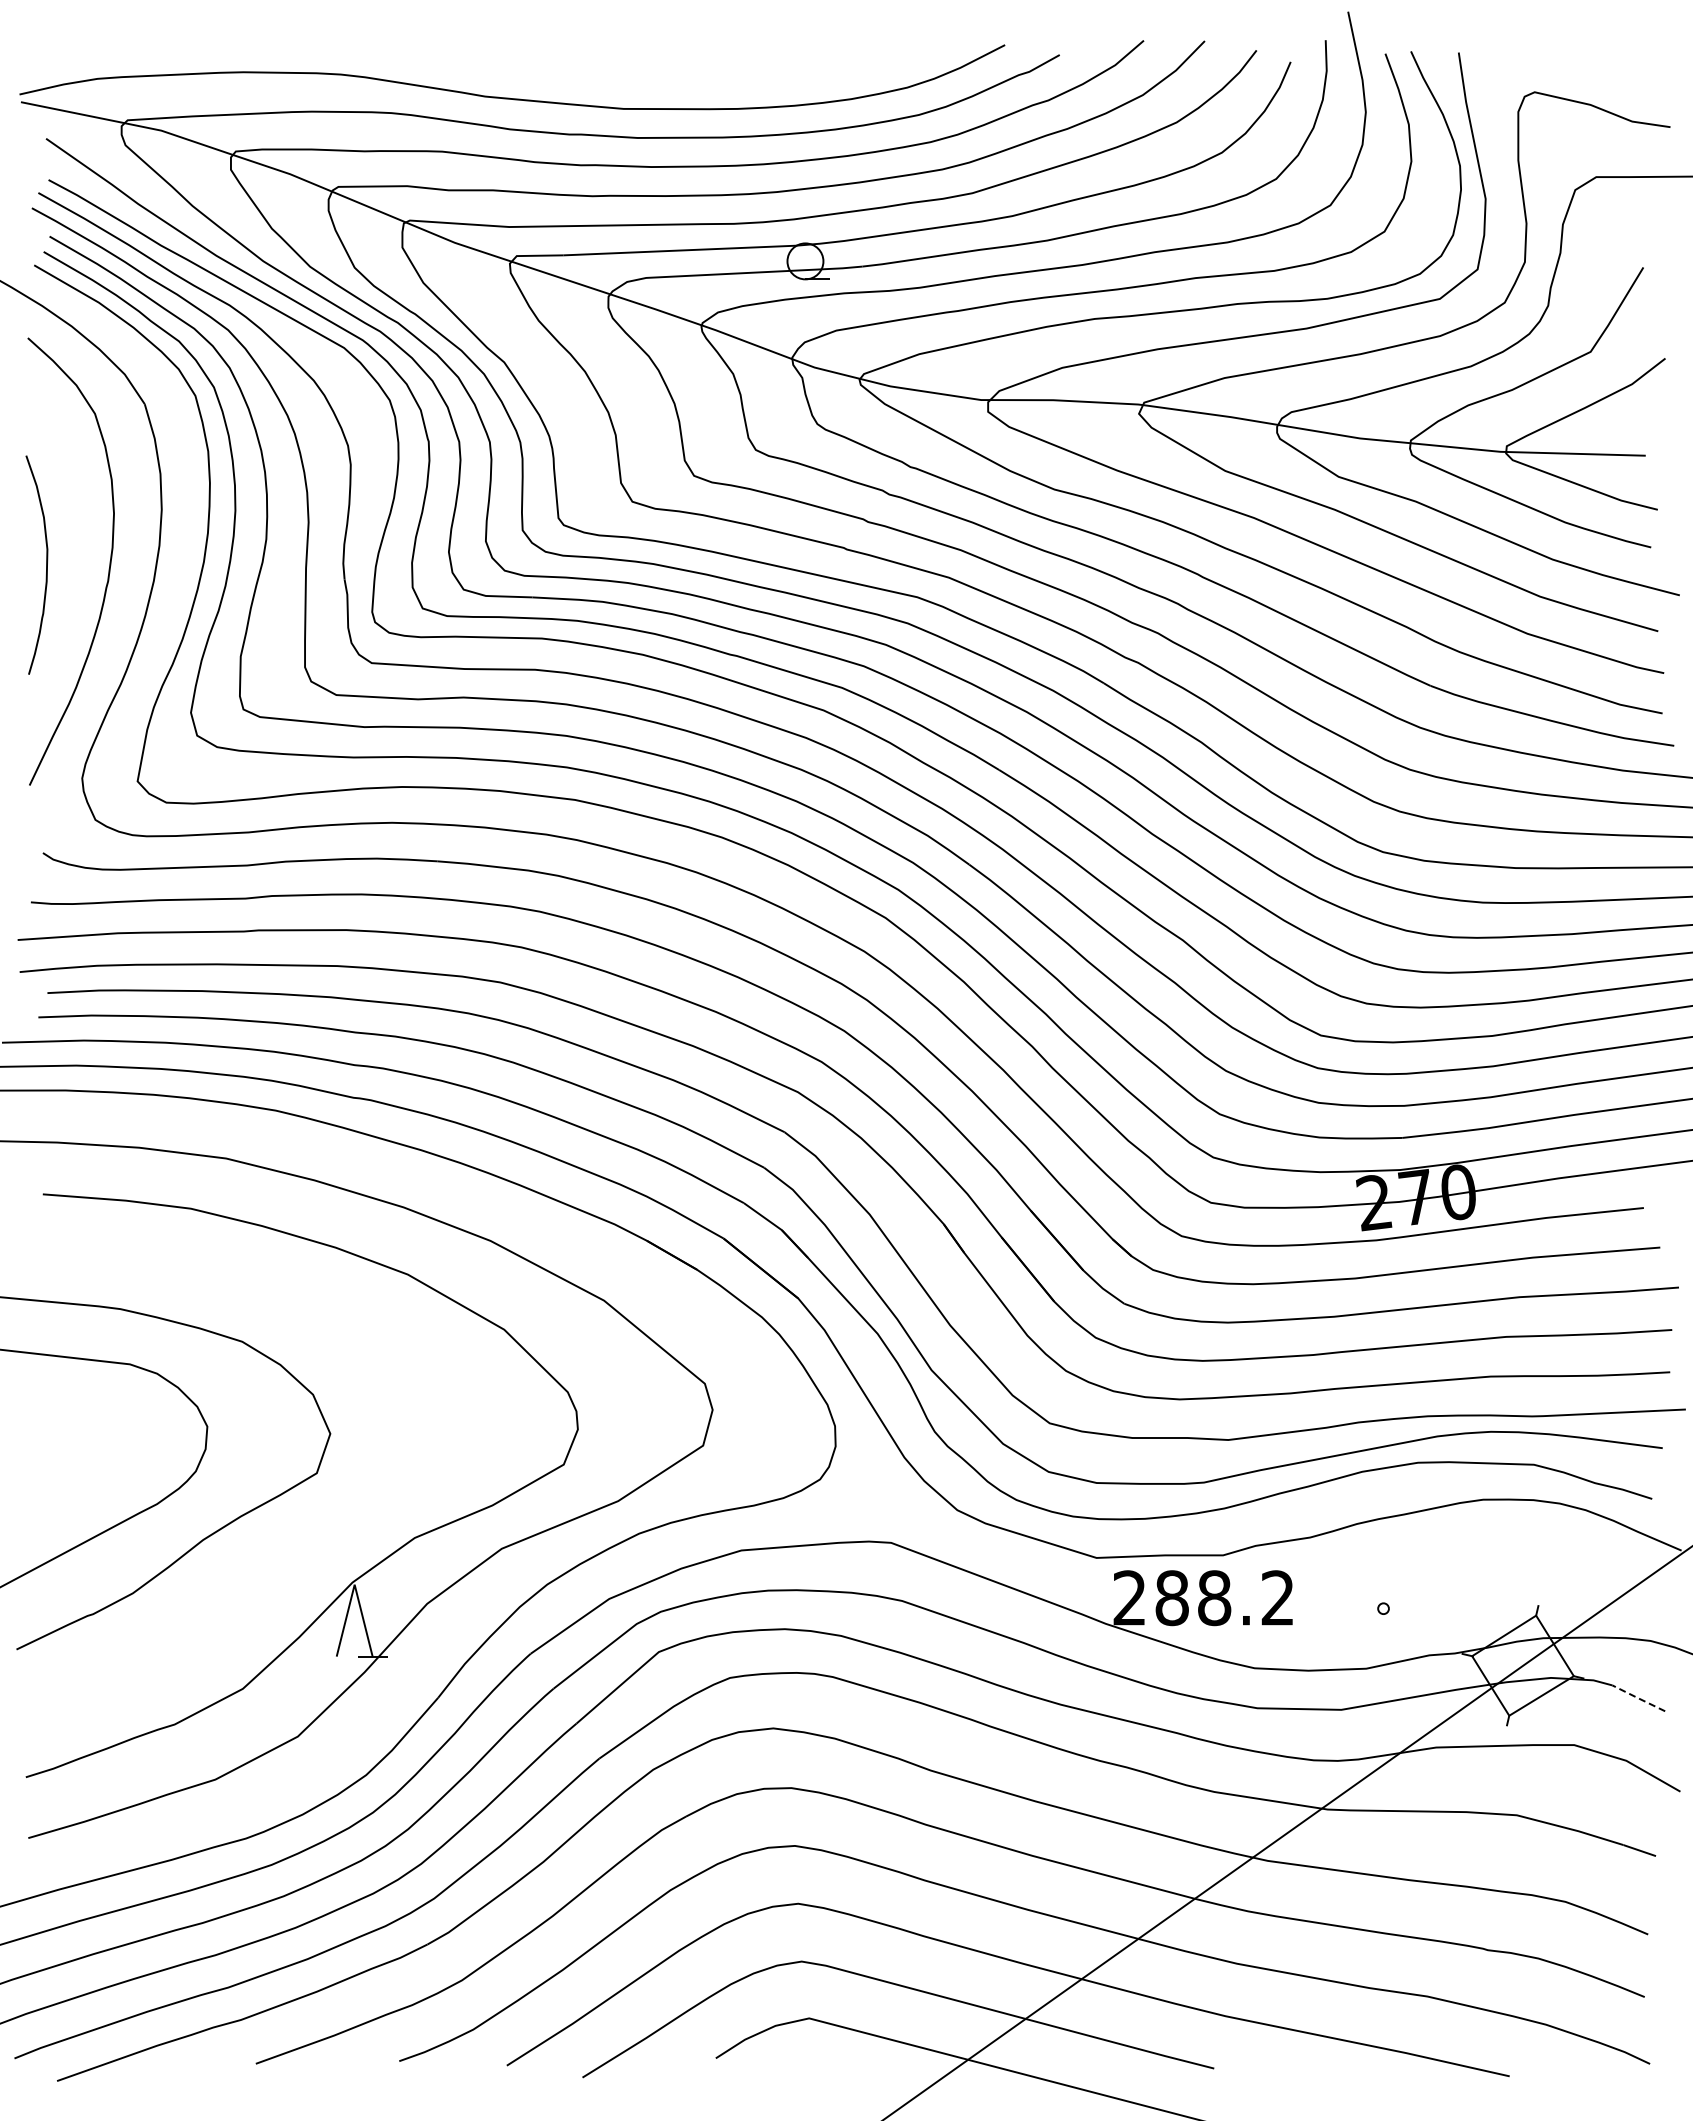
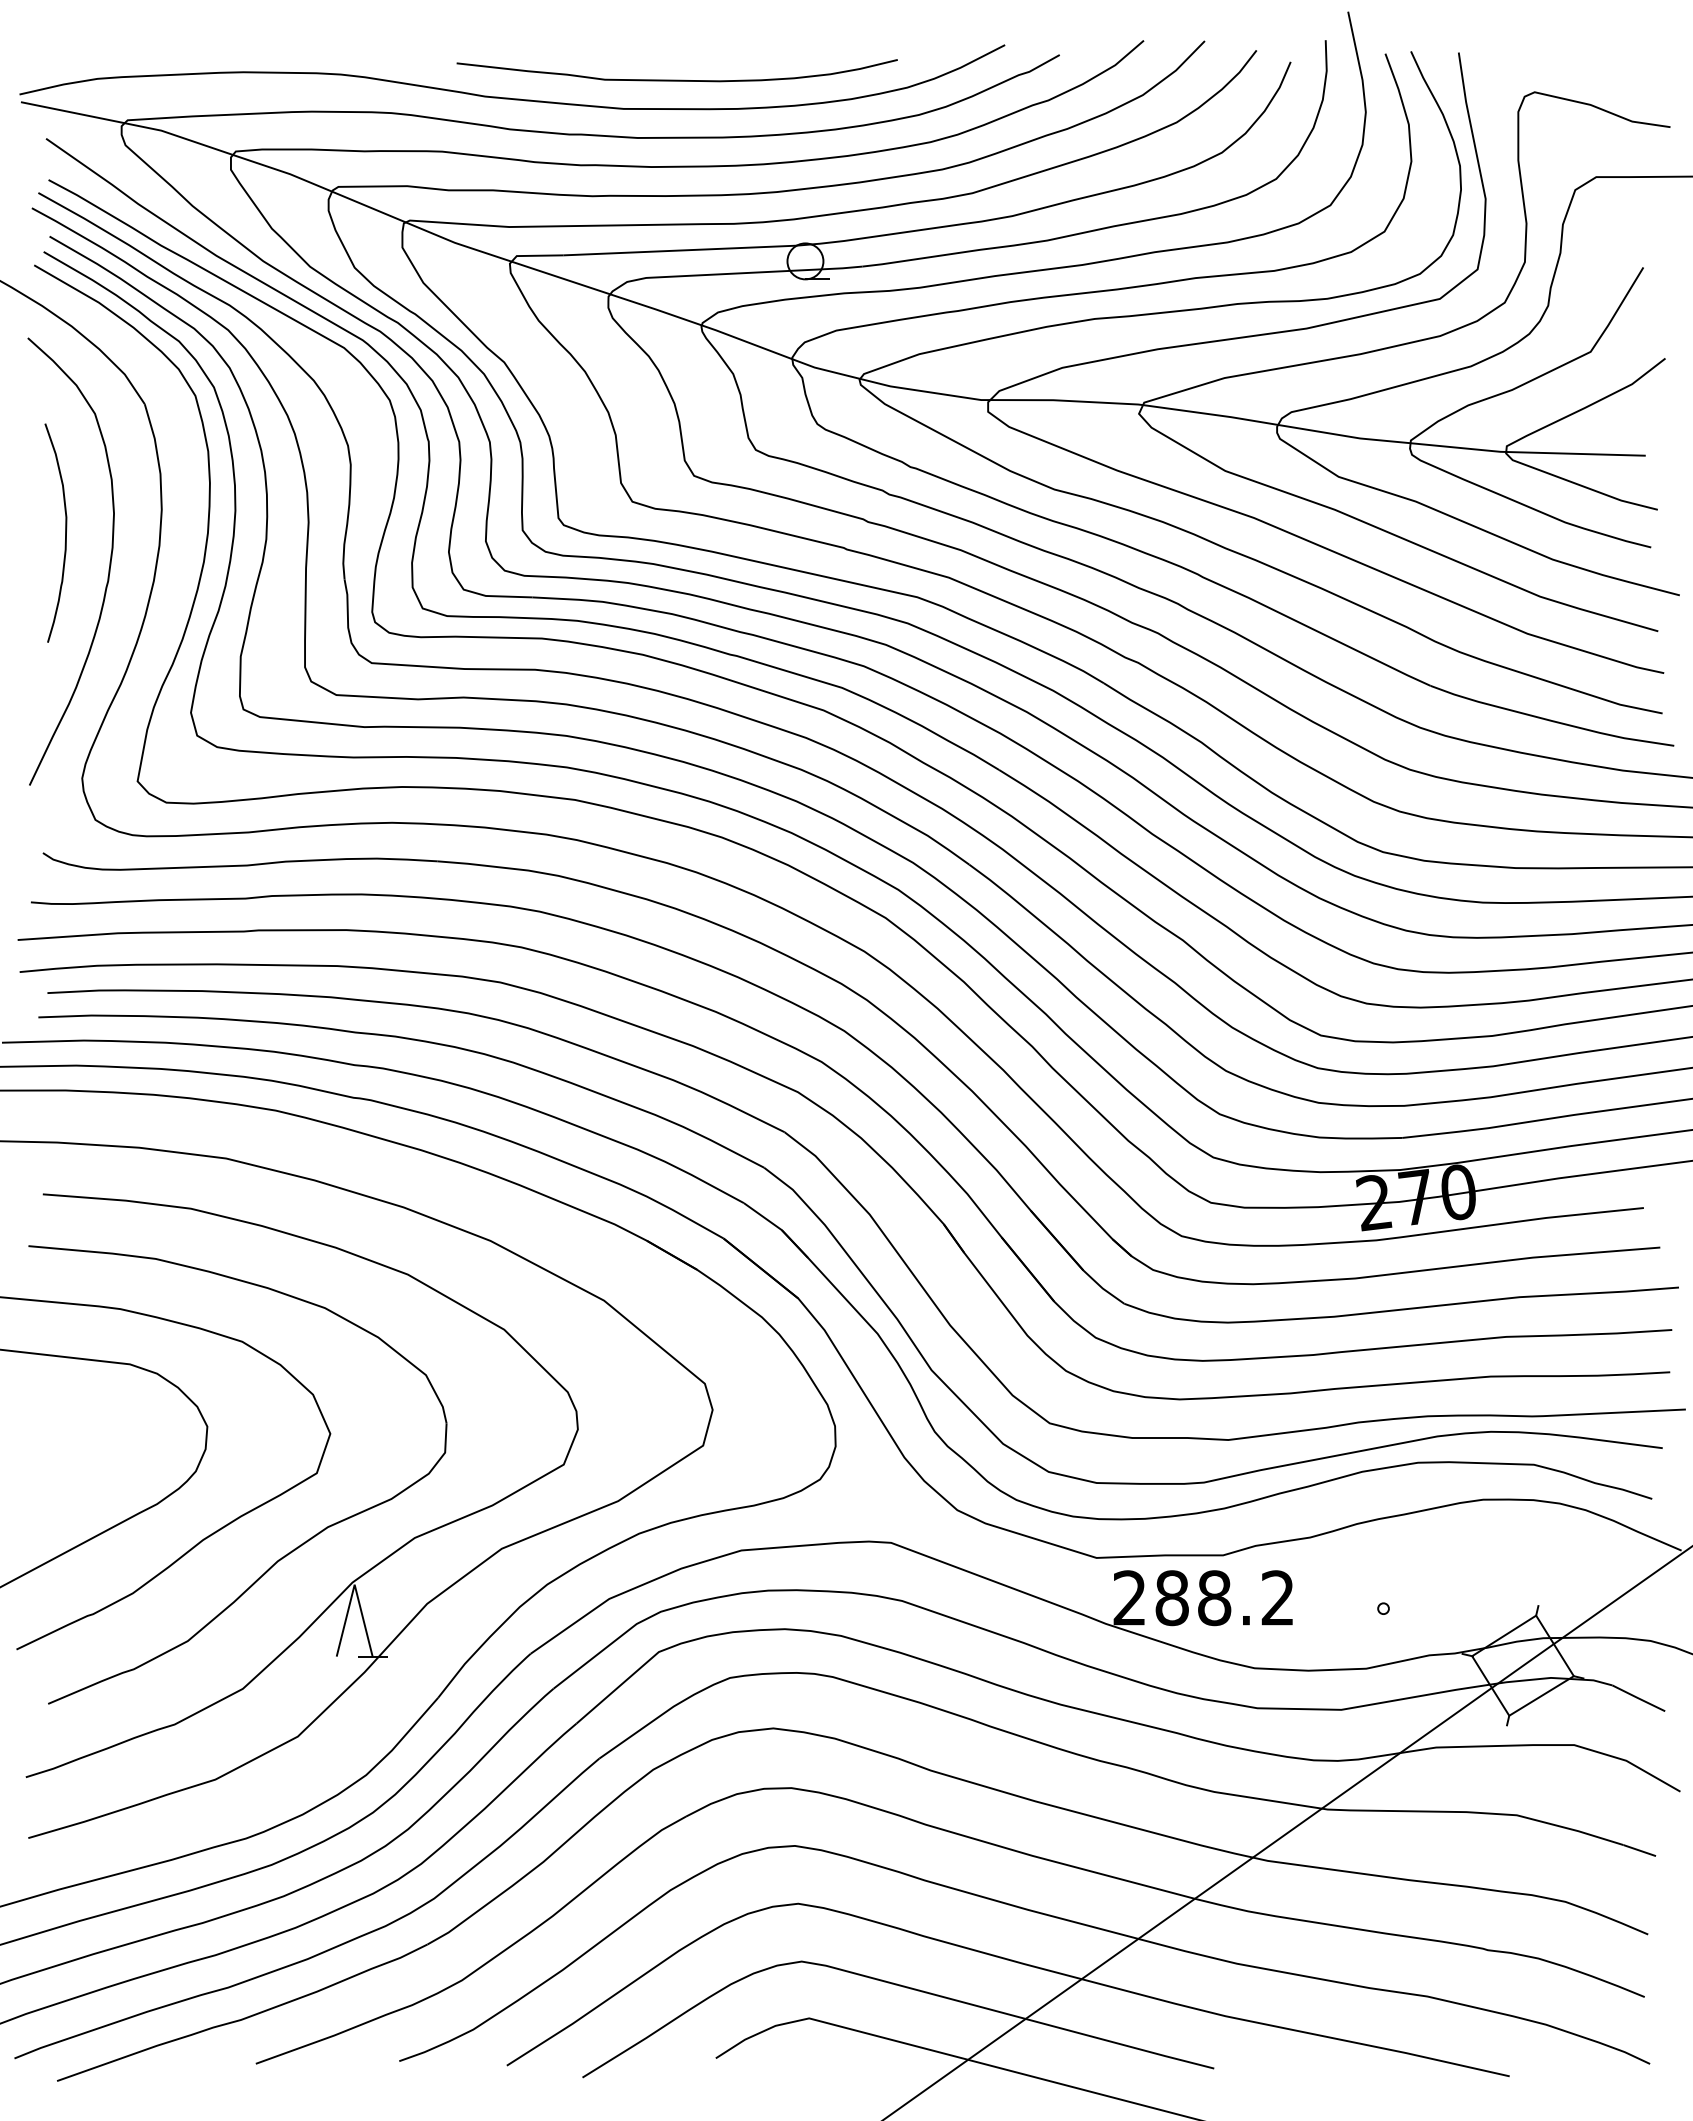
curve: none -> present (676, 79)
curve position: (46, 564) -> (65, 532) (65, 532)
part: none -> present (288, 1552)
line: dashed -> solid (1638, 1698)
